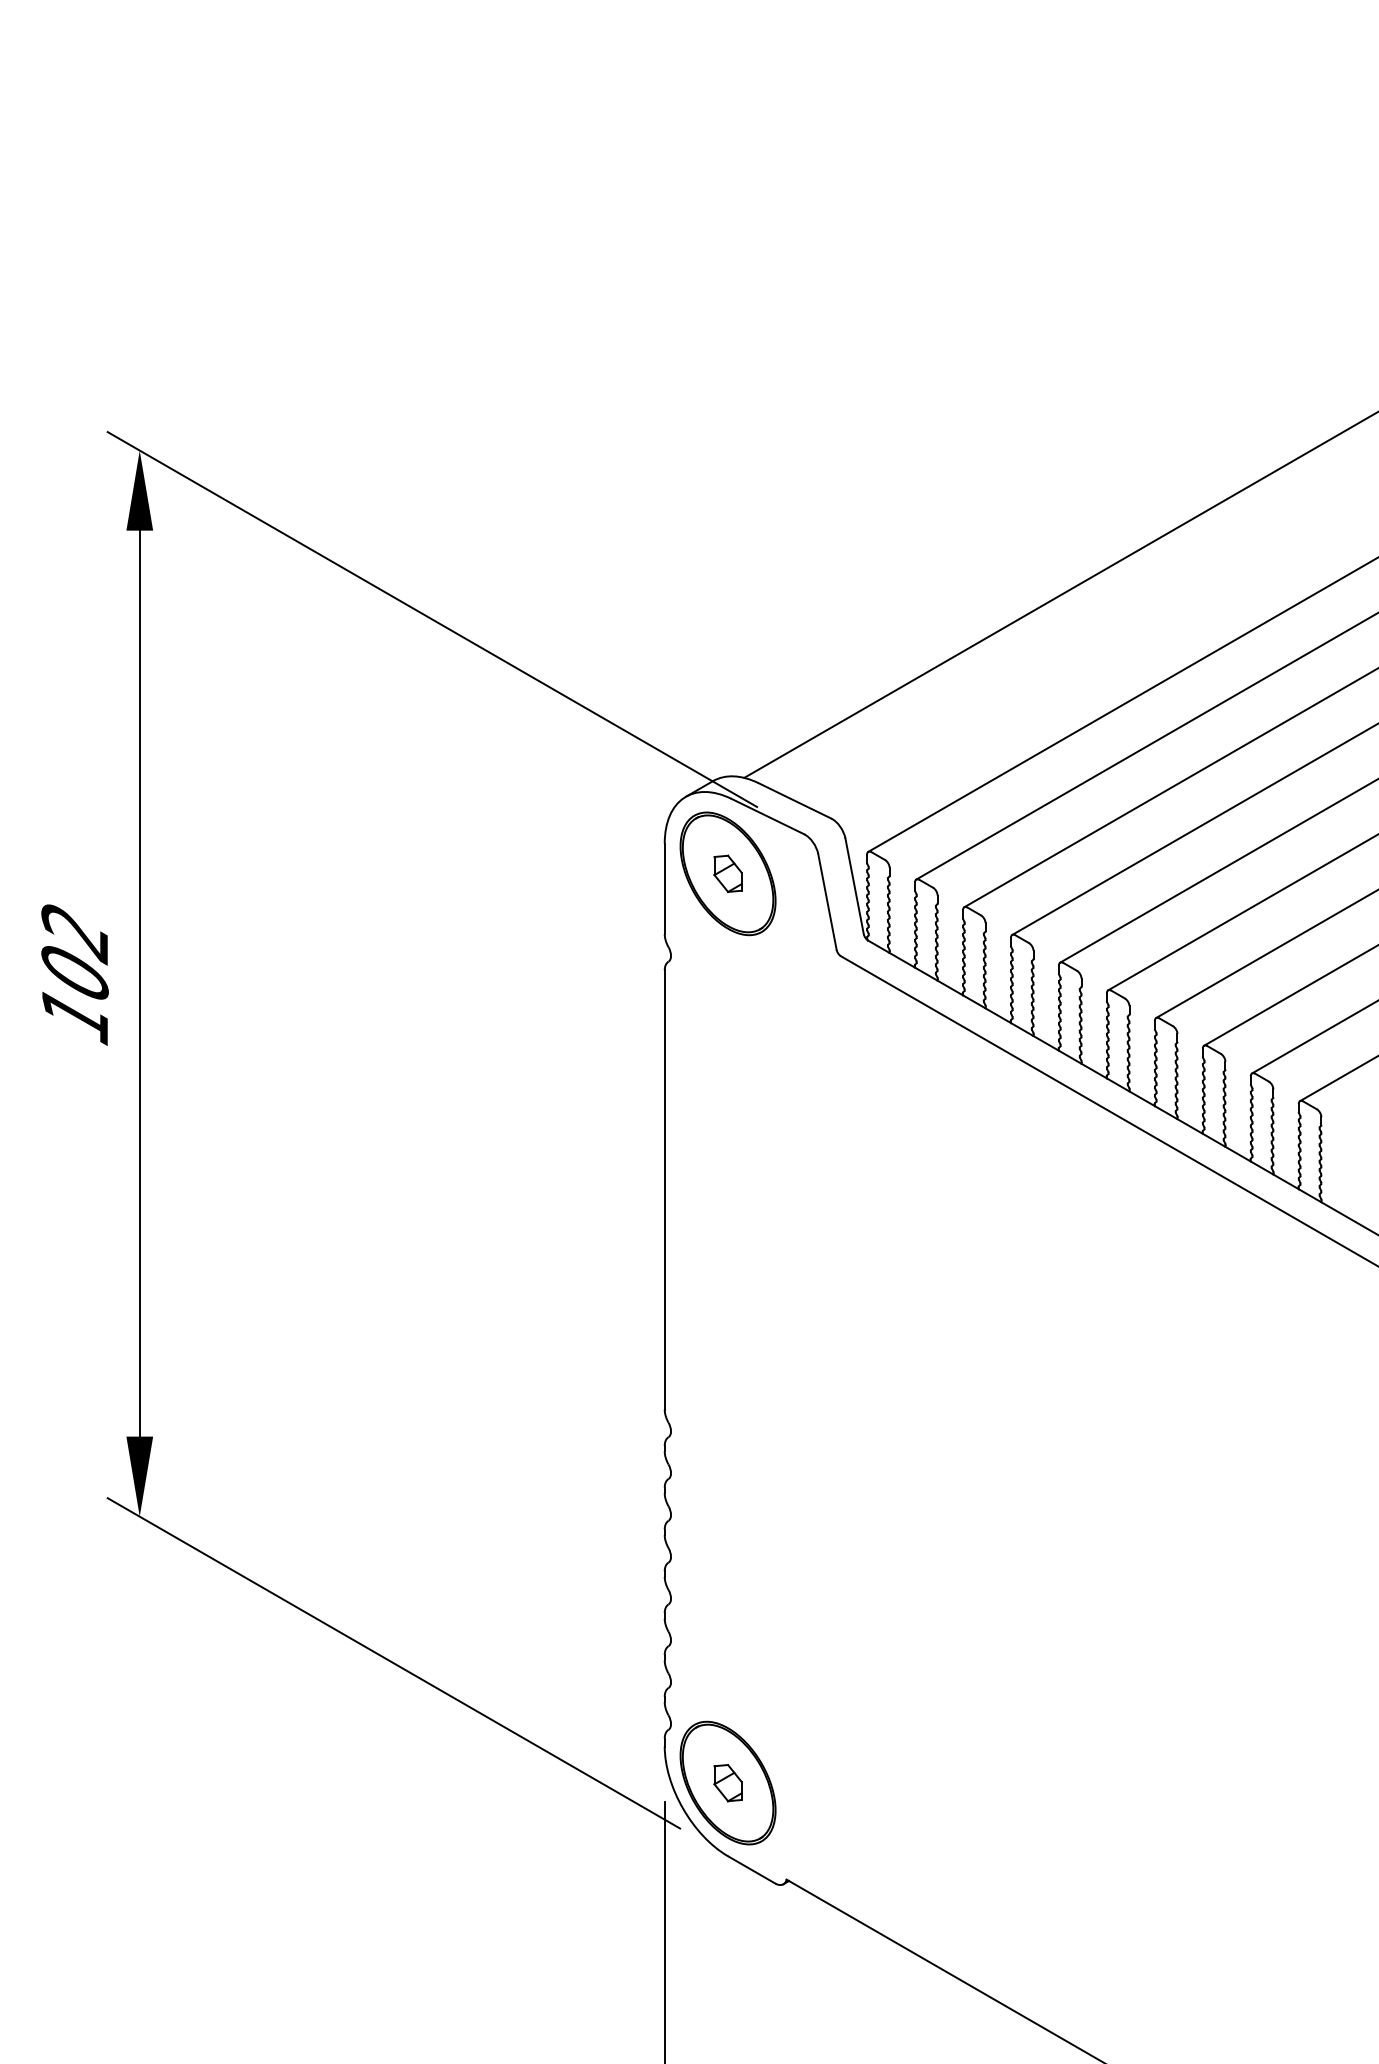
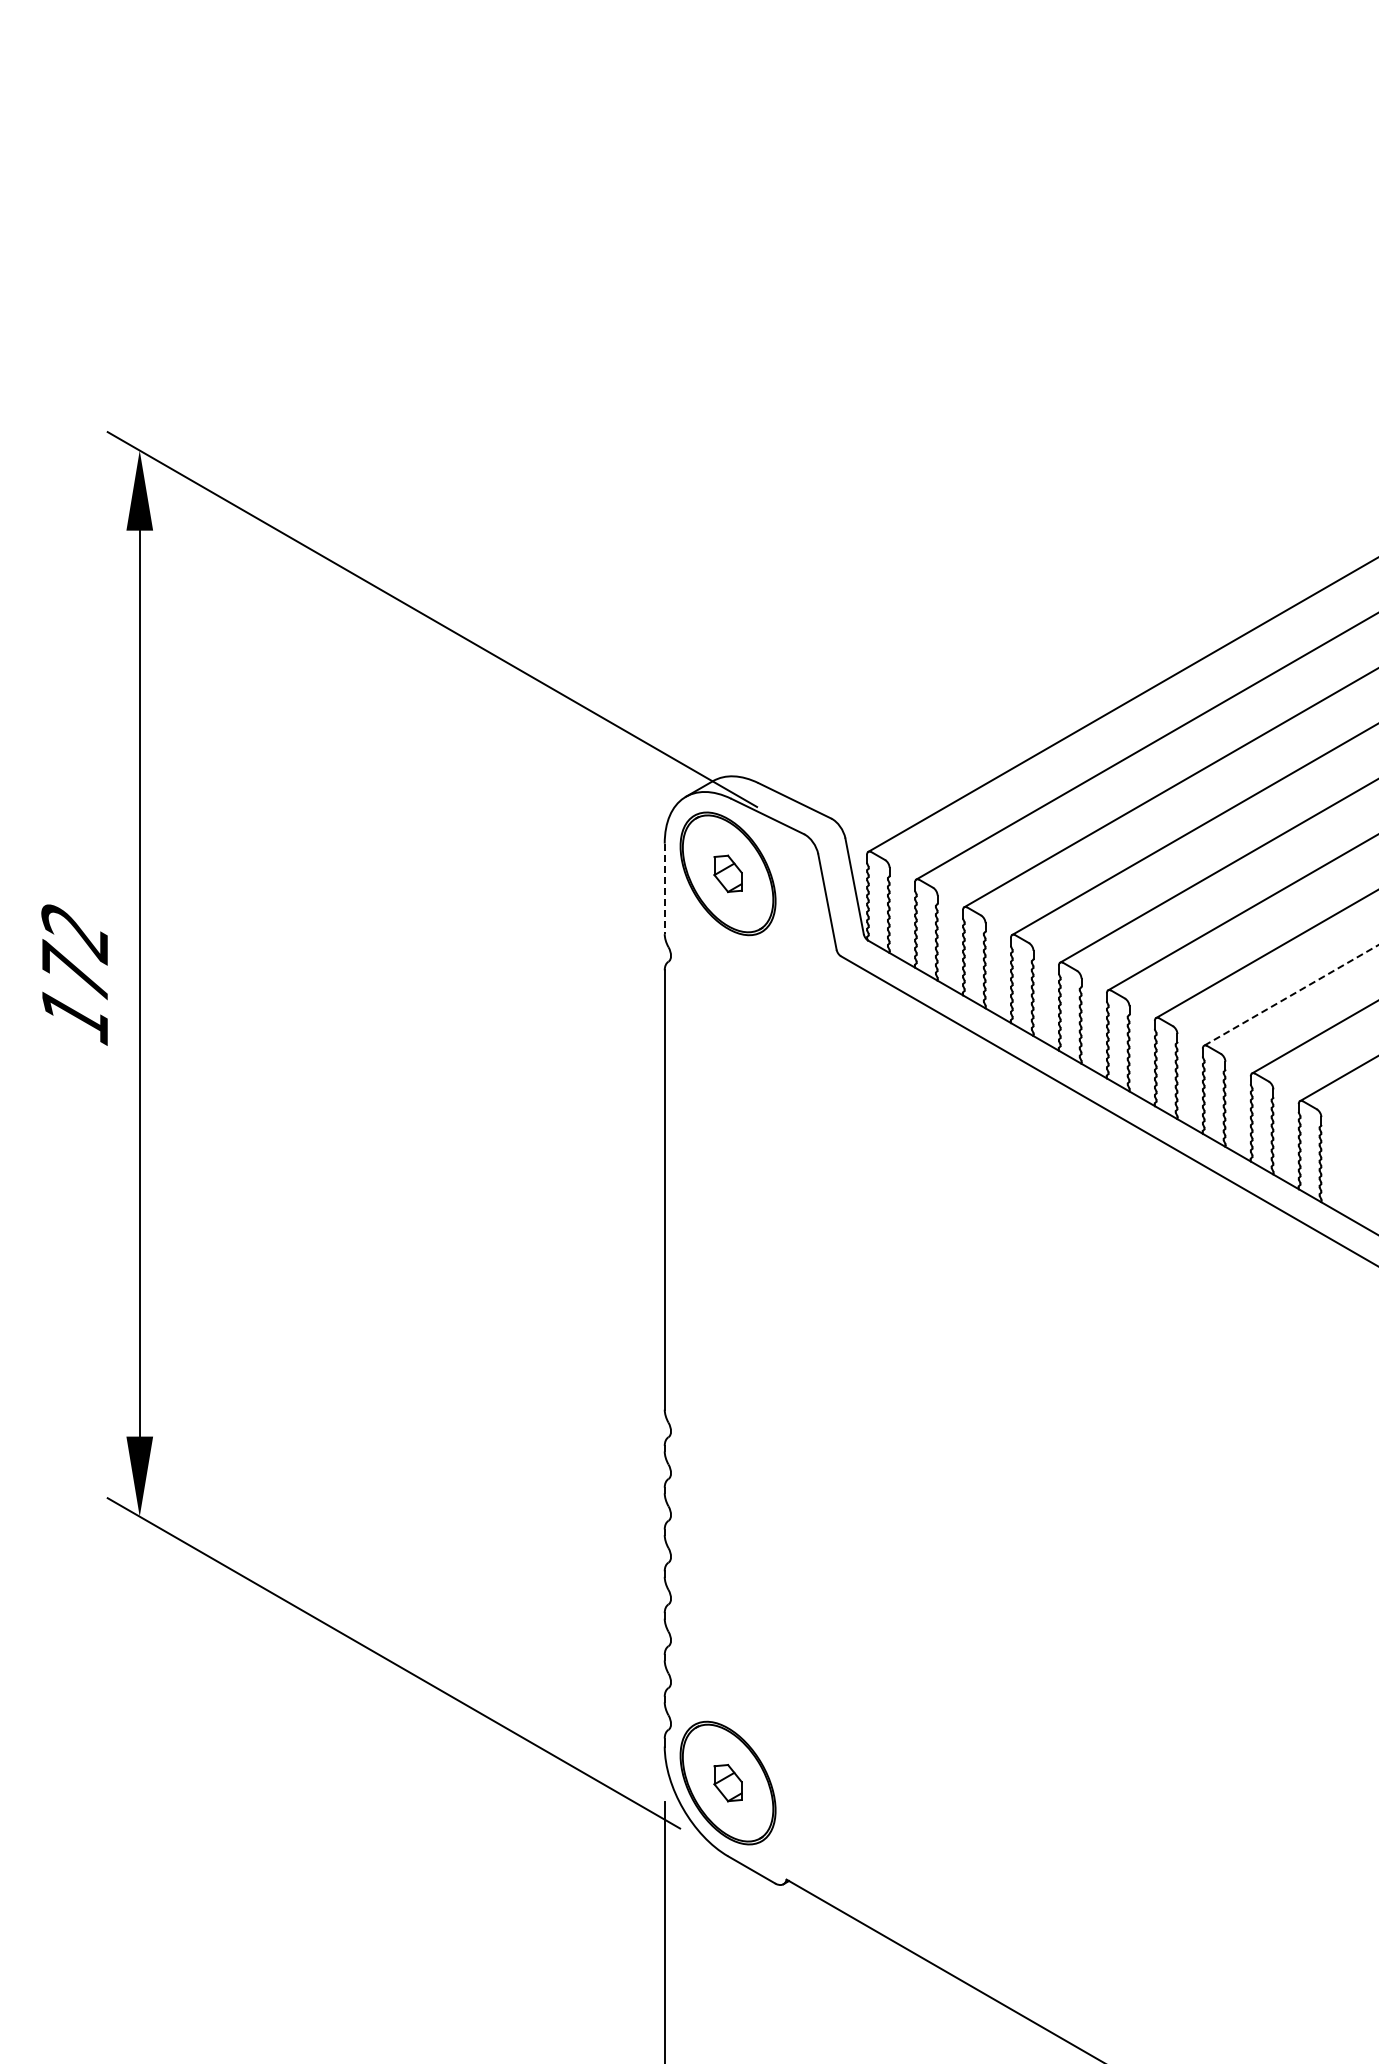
line: present -> none (1059, 595)
line: solid -> dashed (664, 889)
text: 102 -> 172 (74, 969)
line: solid -> dashed (1291, 995)
